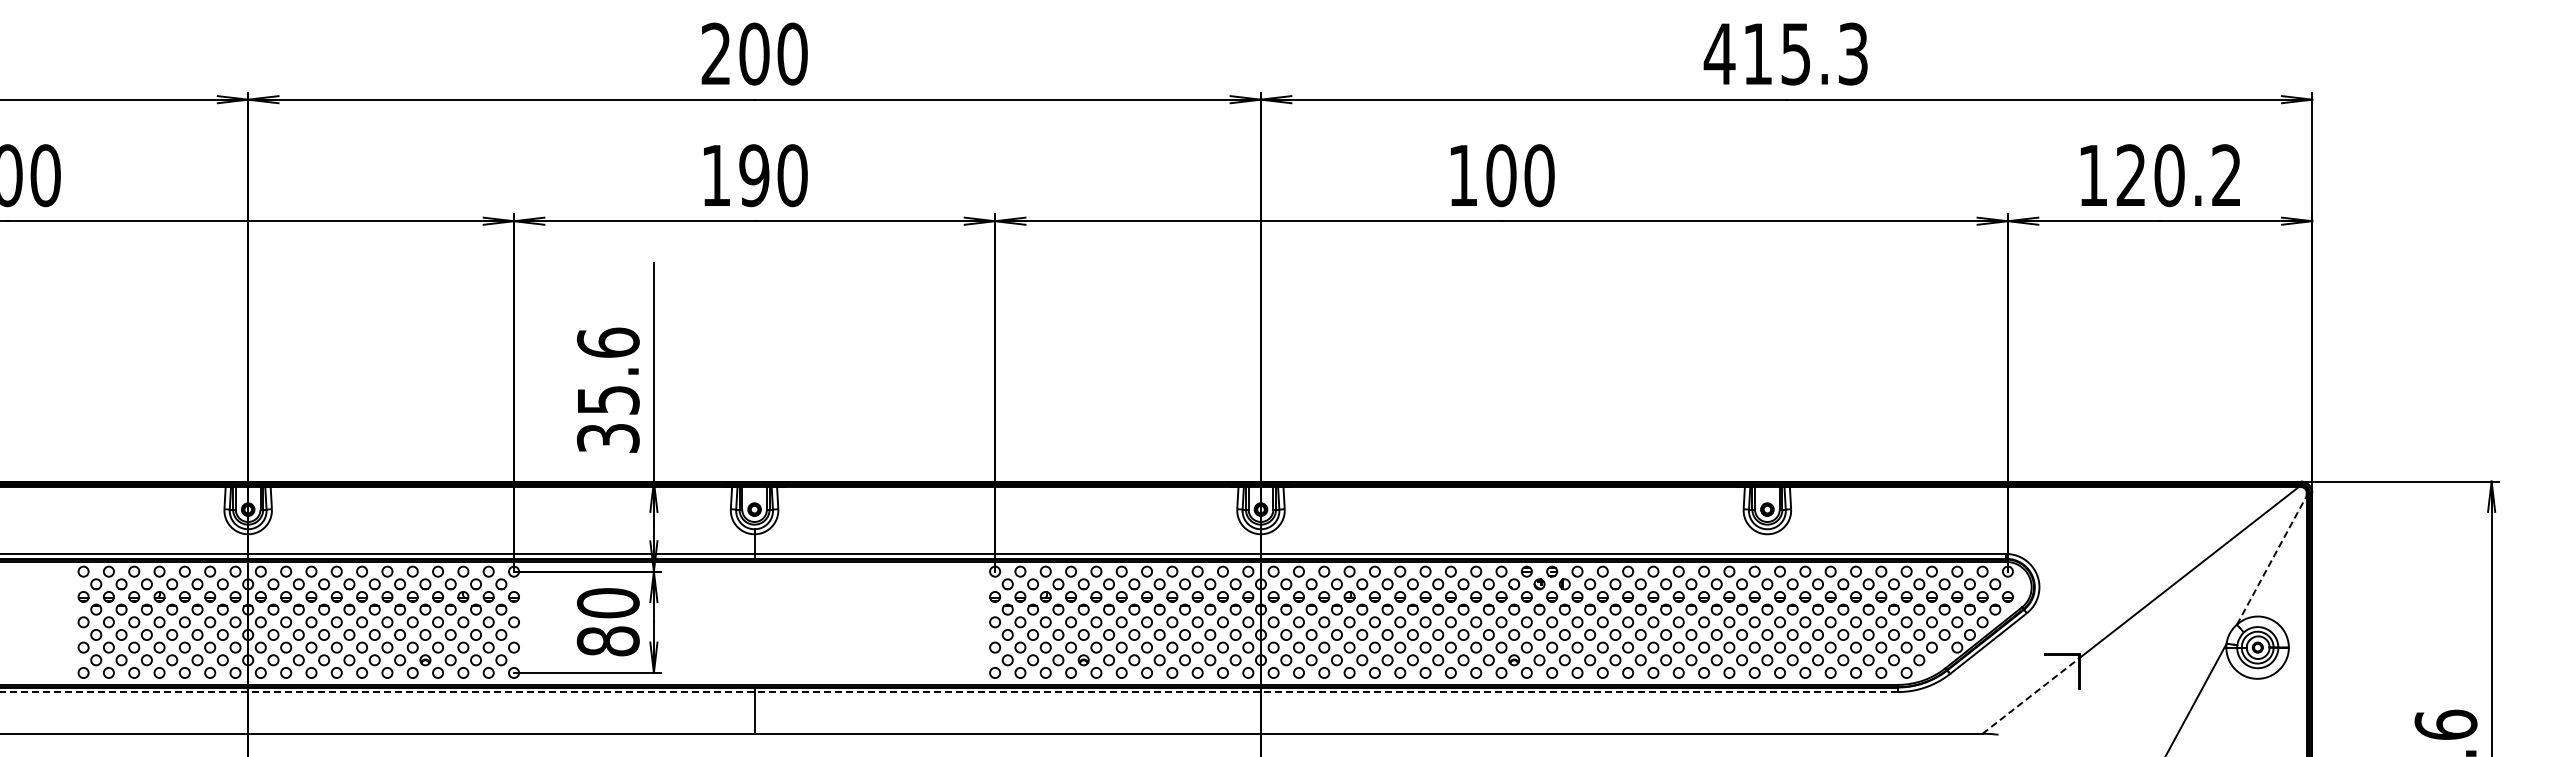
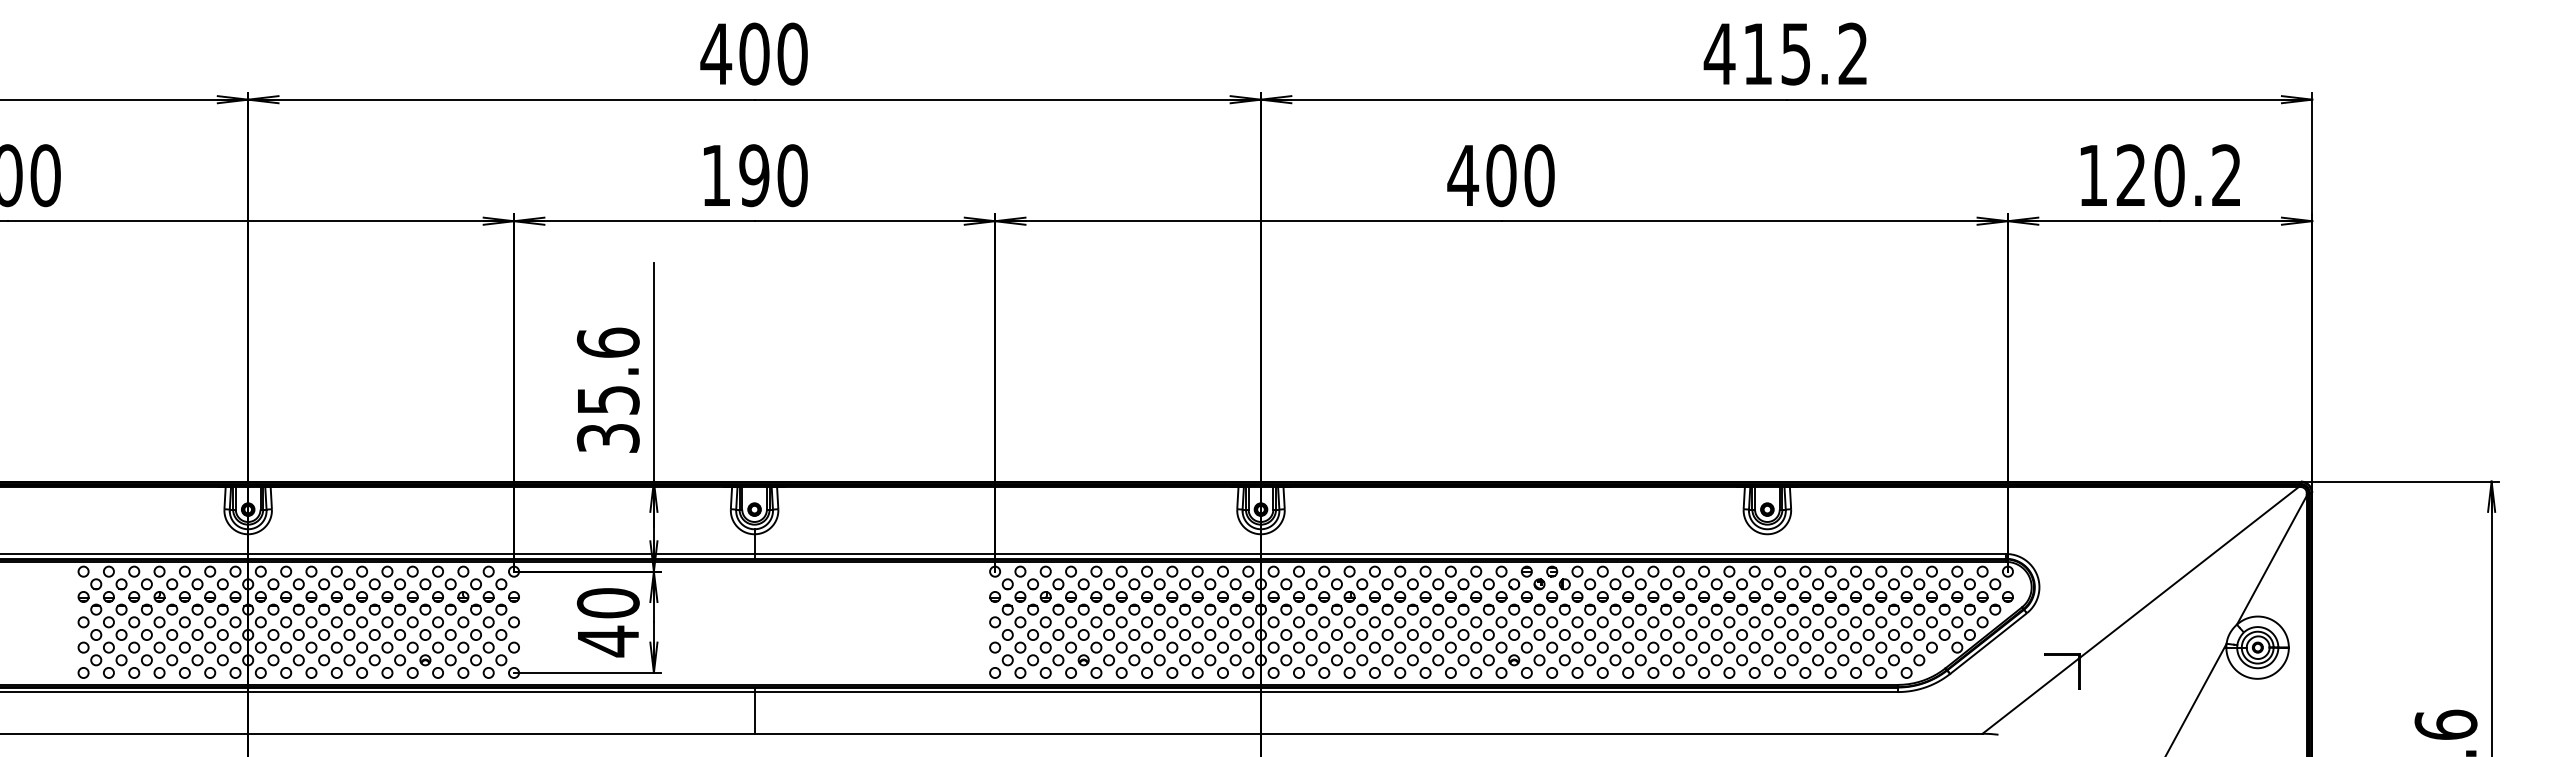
text: 200 -> 400 (716, 53)
text: 415.3 -> 415.2 (1852, 53)
text: 100 -> 400 (1463, 175)
line: dashed -> solid (2272, 559)
text: 80 -> 40 (607, 641)
line: dashed -> solid (949, 692)
line: dashed -> solid (2031, 695)
